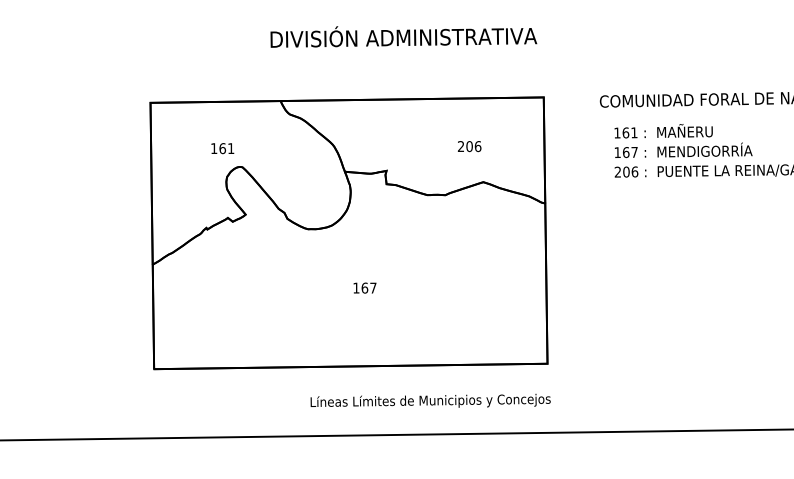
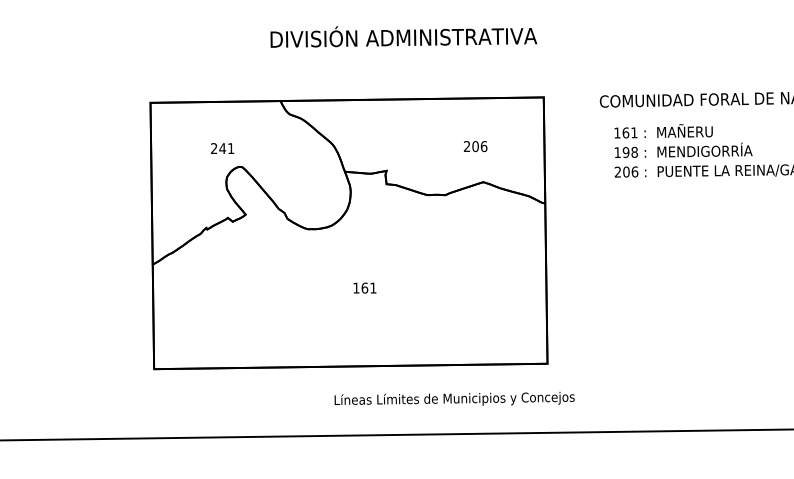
text position: (469, 146) -> (475, 146) (475, 146)
text: 161 -> 241 (218, 148)
text: 167 -> 198 (629, 152)
text: 167 -> 161 (373, 287)
text position: (430, 400) -> (454, 398) (454, 398)
